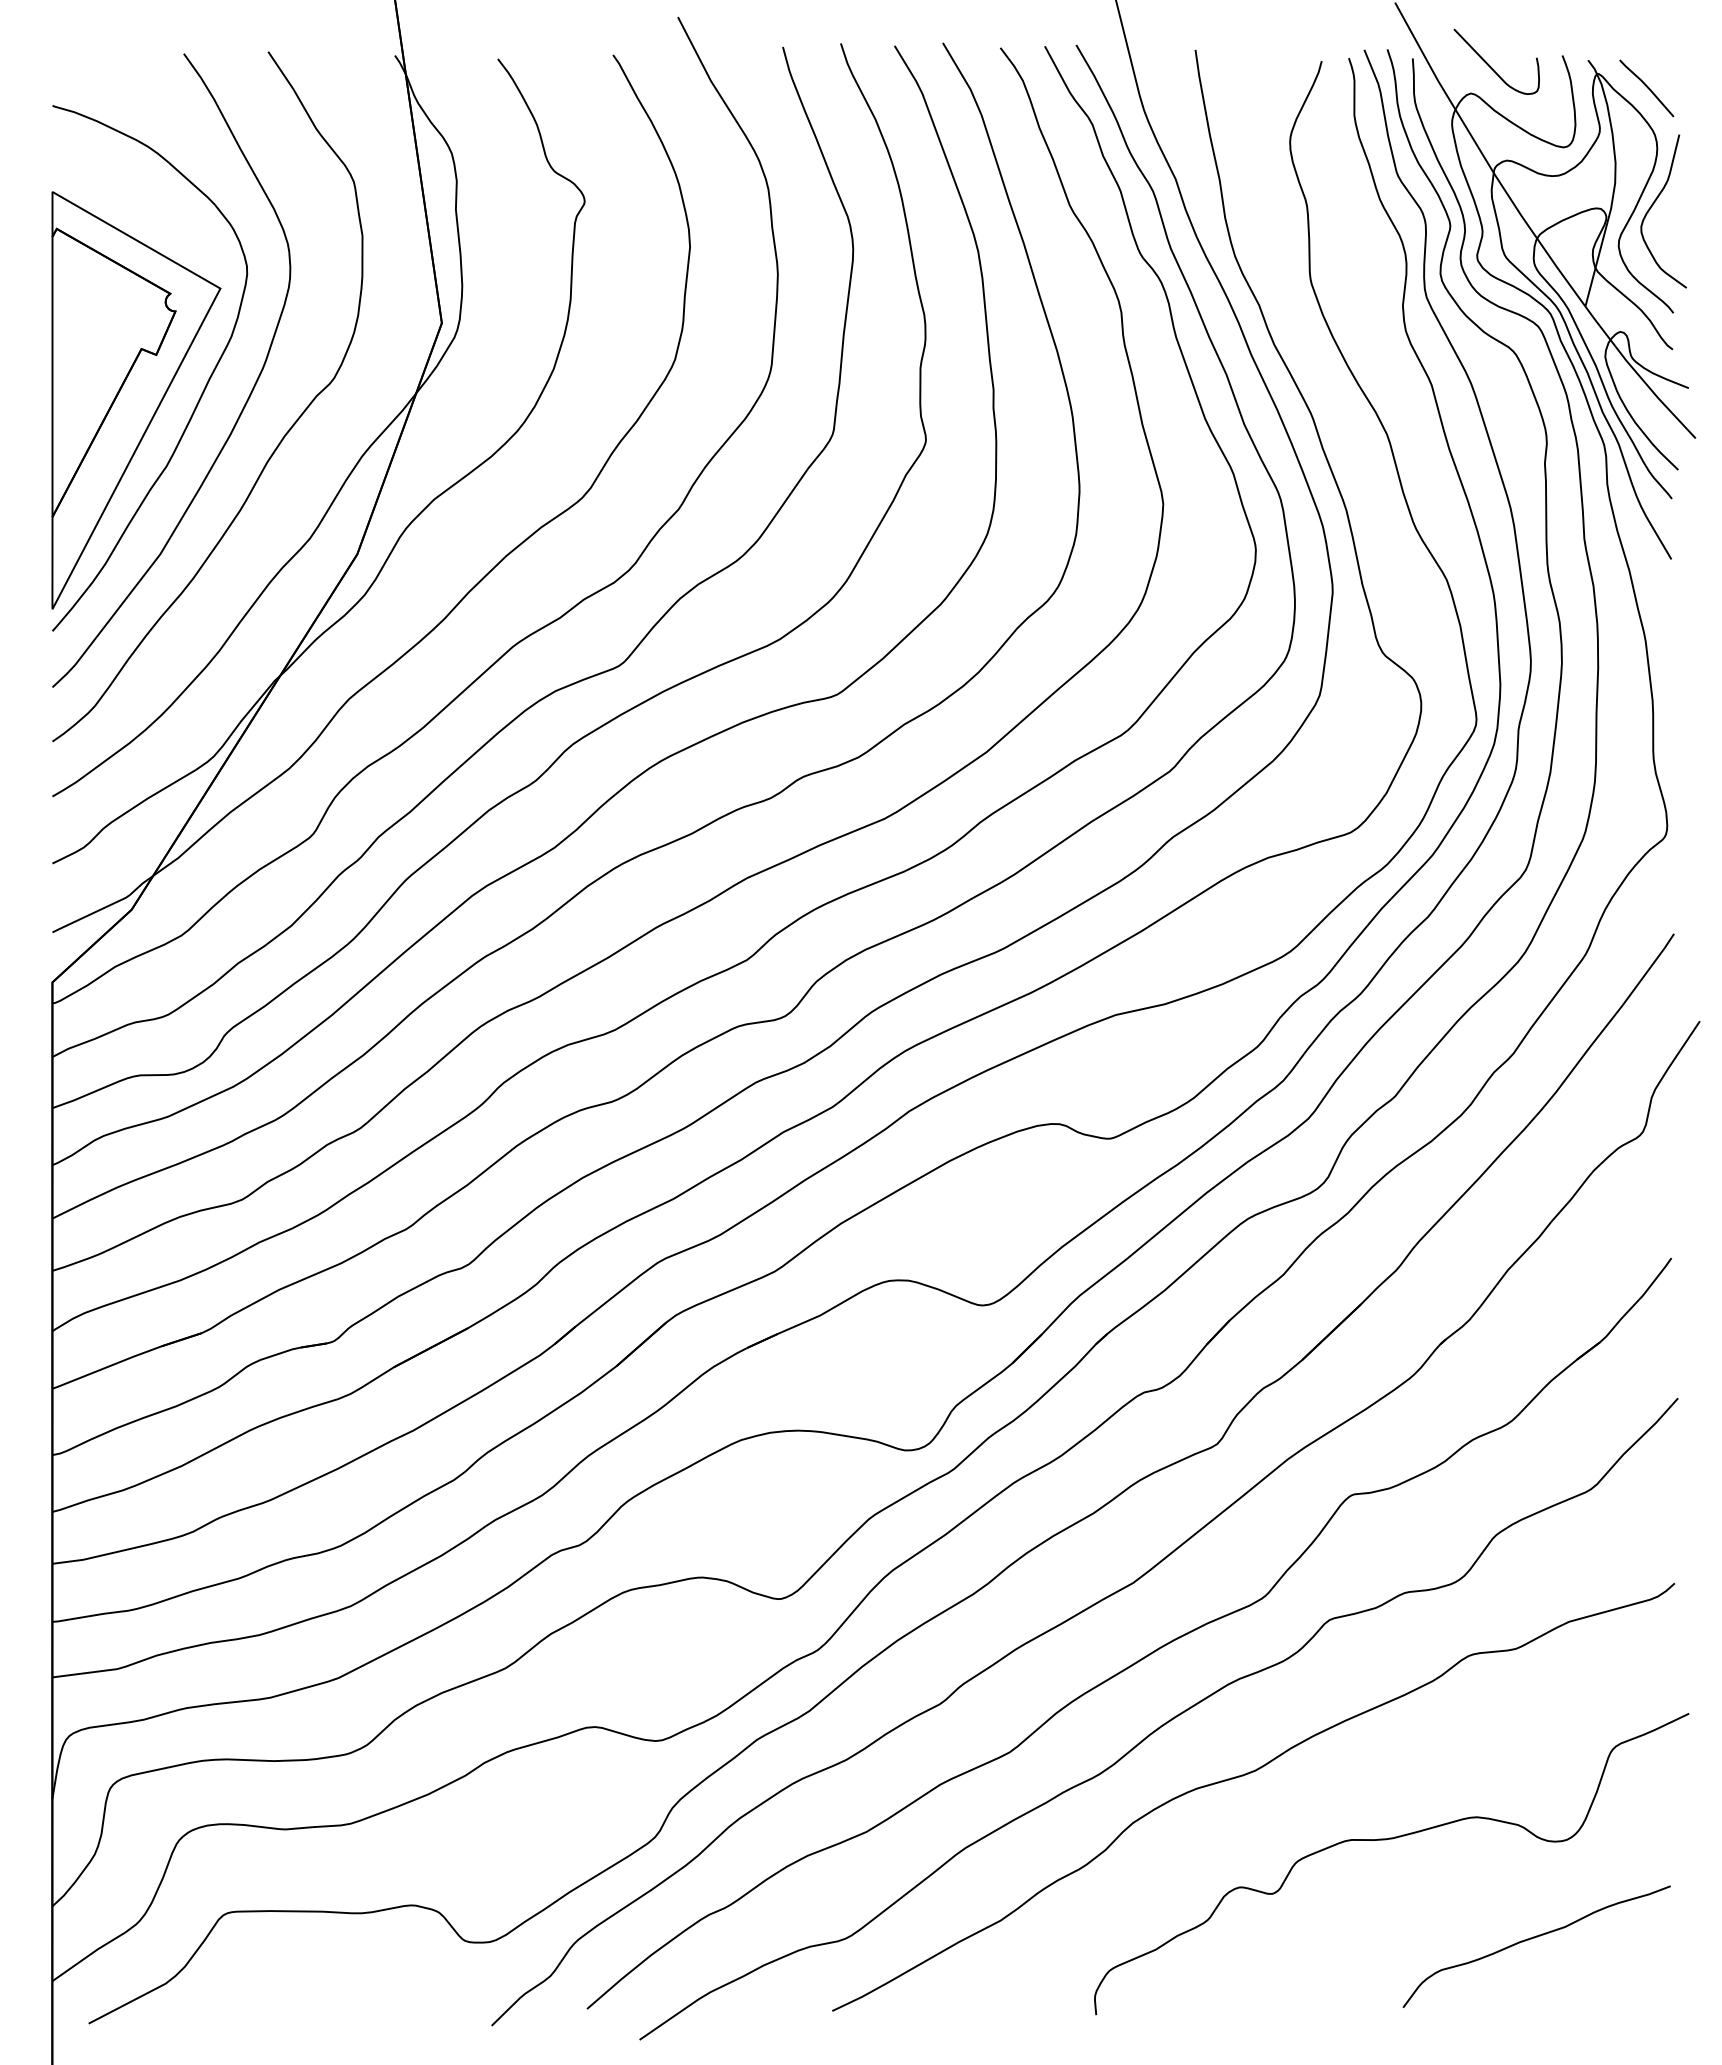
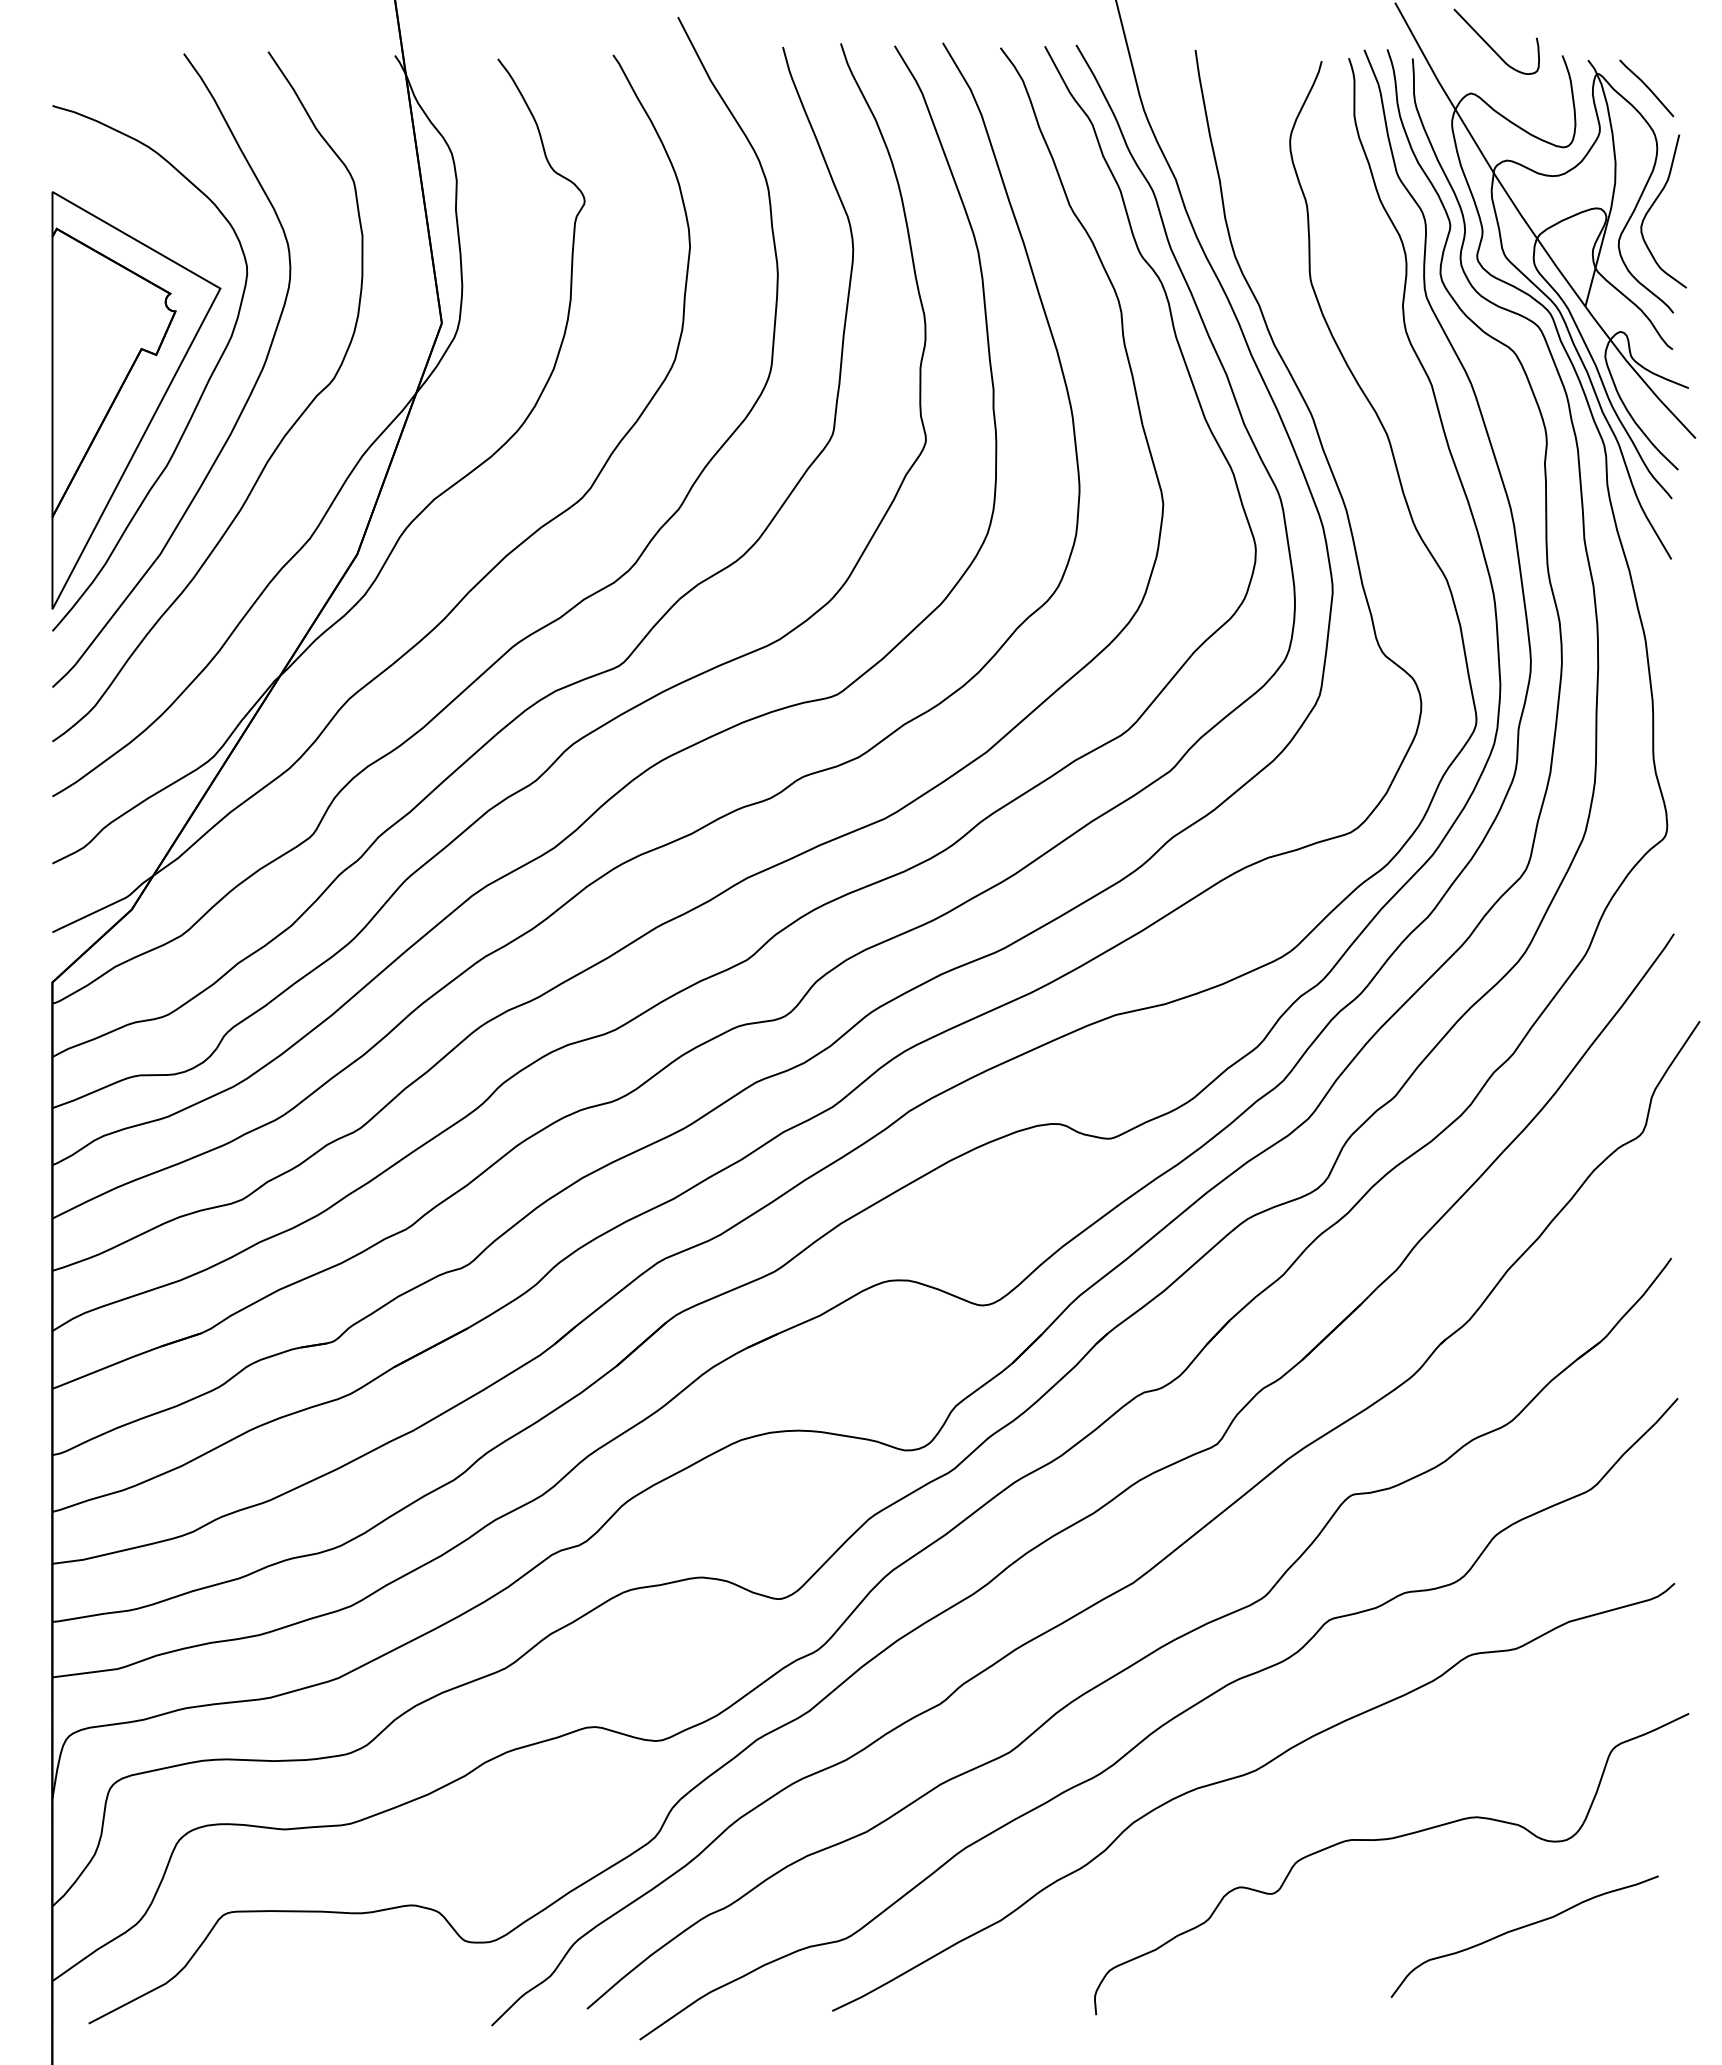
curve position: (1491, 66) -> (1491, 46) (1491, 46)
curve position: (1534, 1938) -> (1522, 1928) (1522, 1928)
